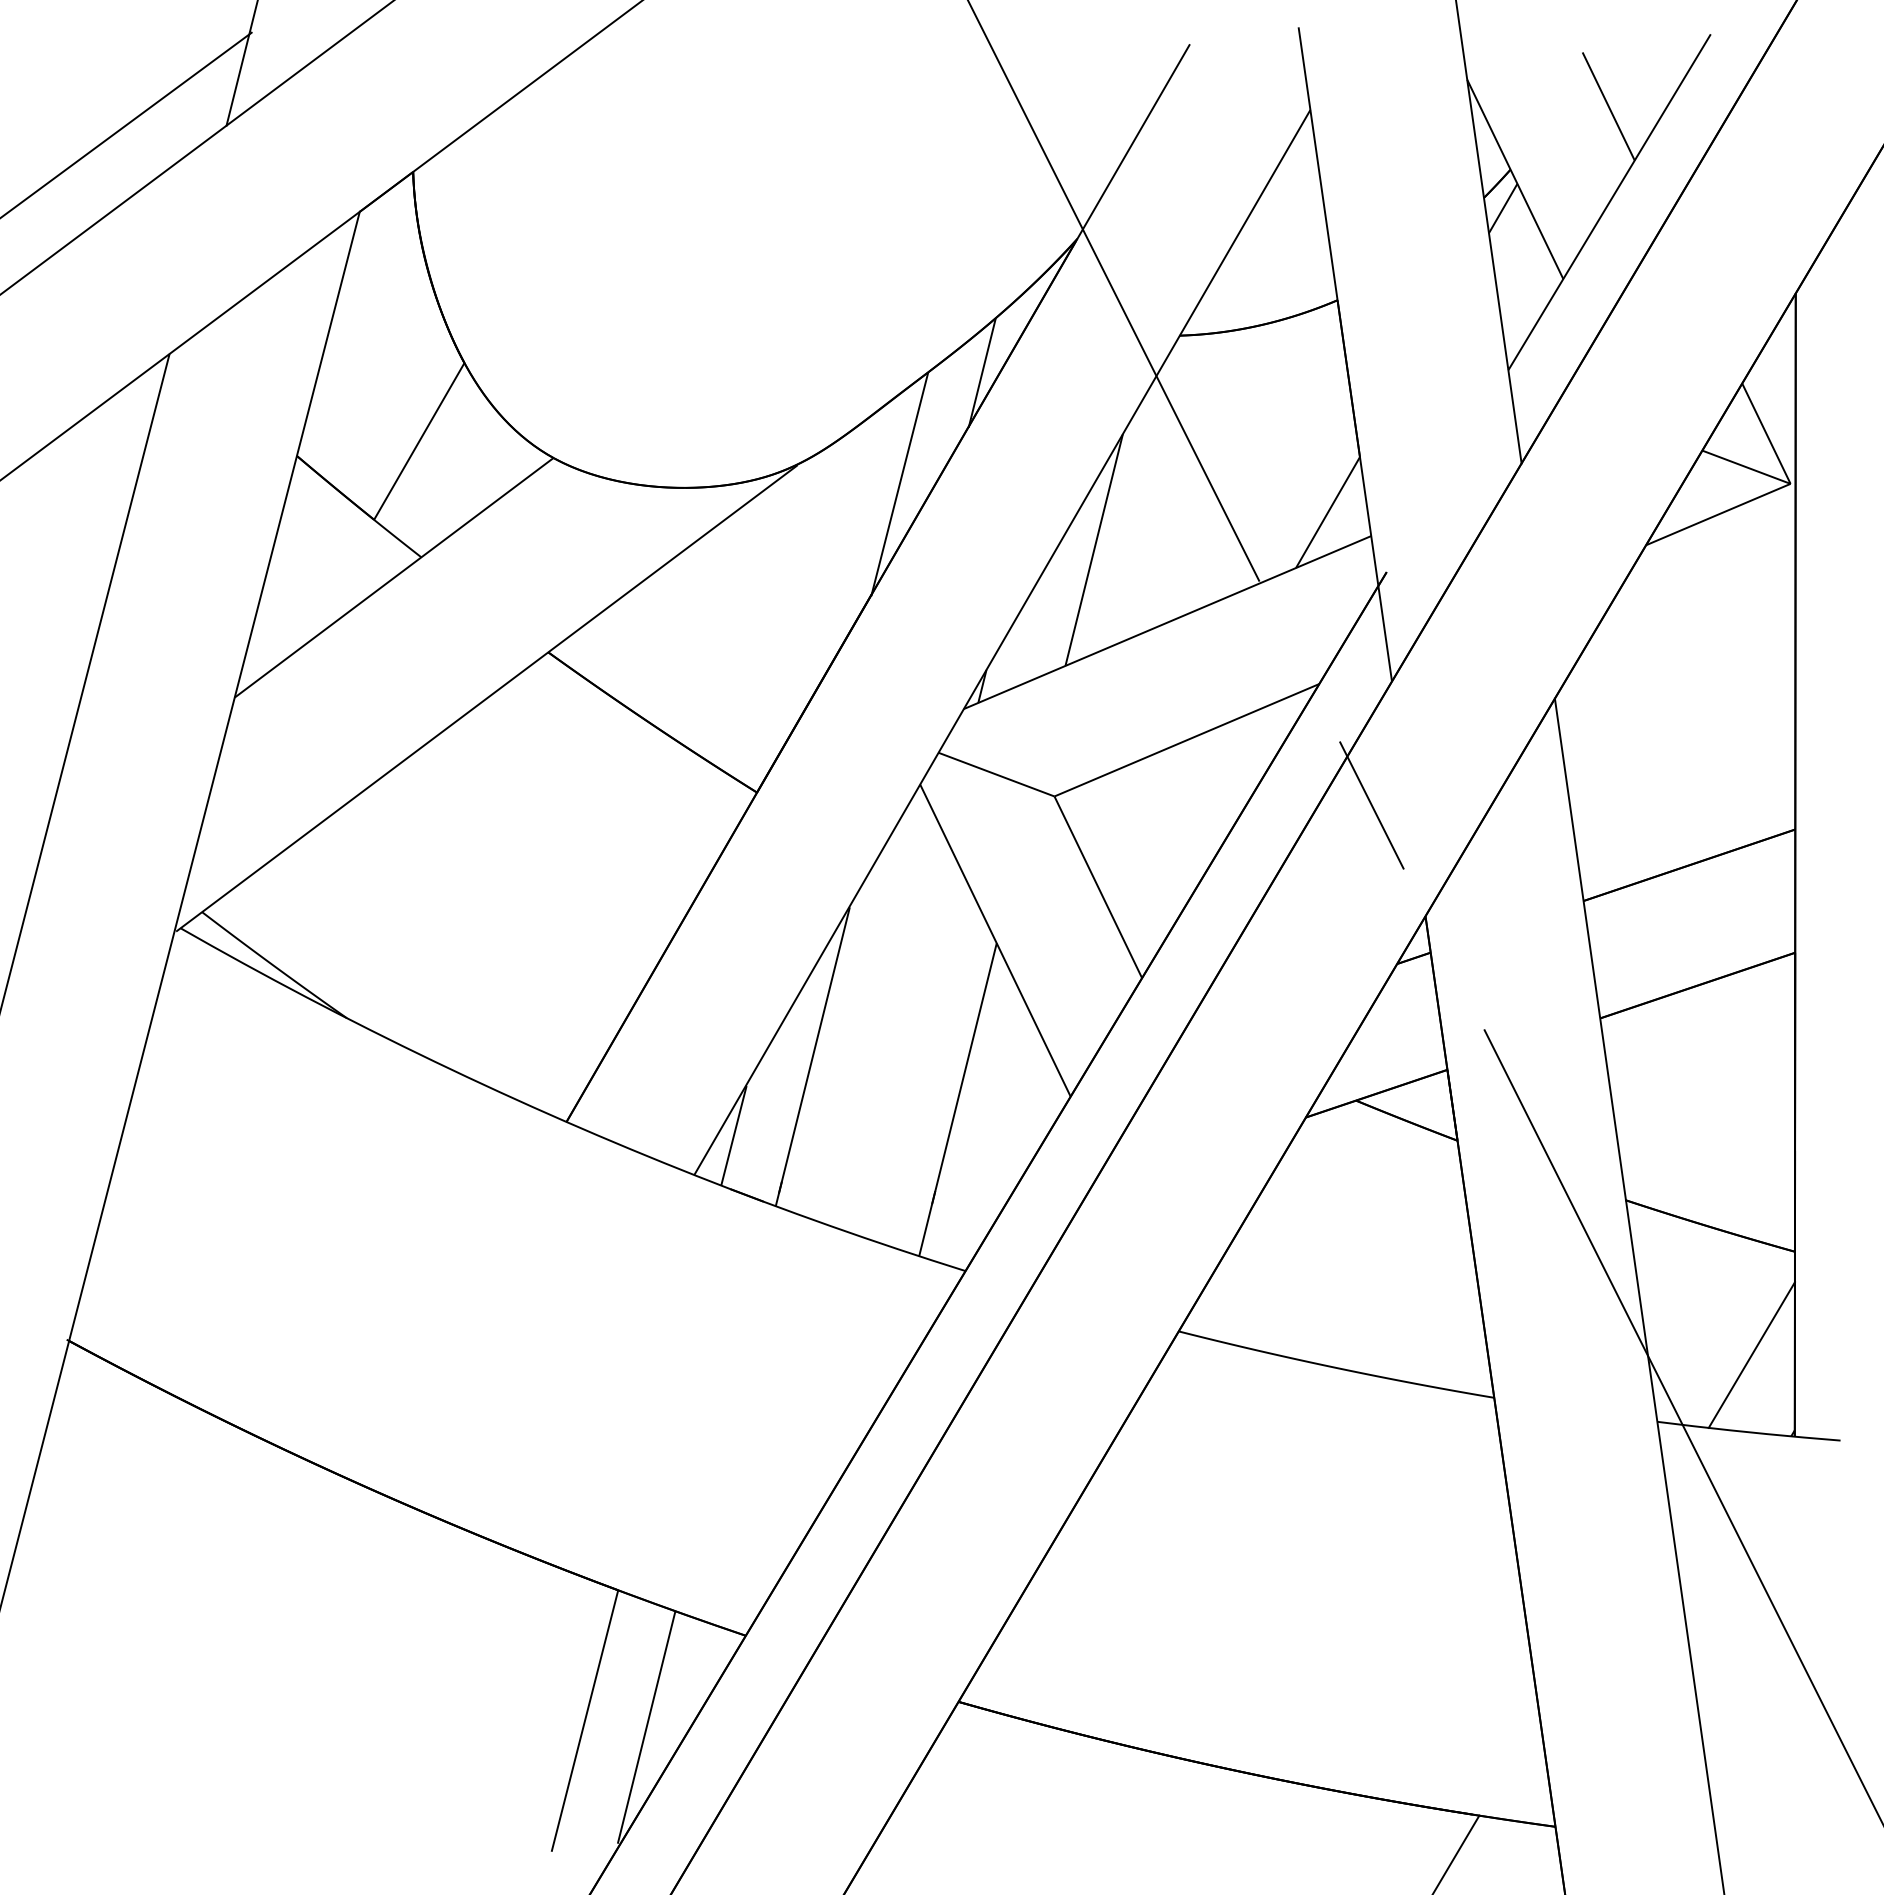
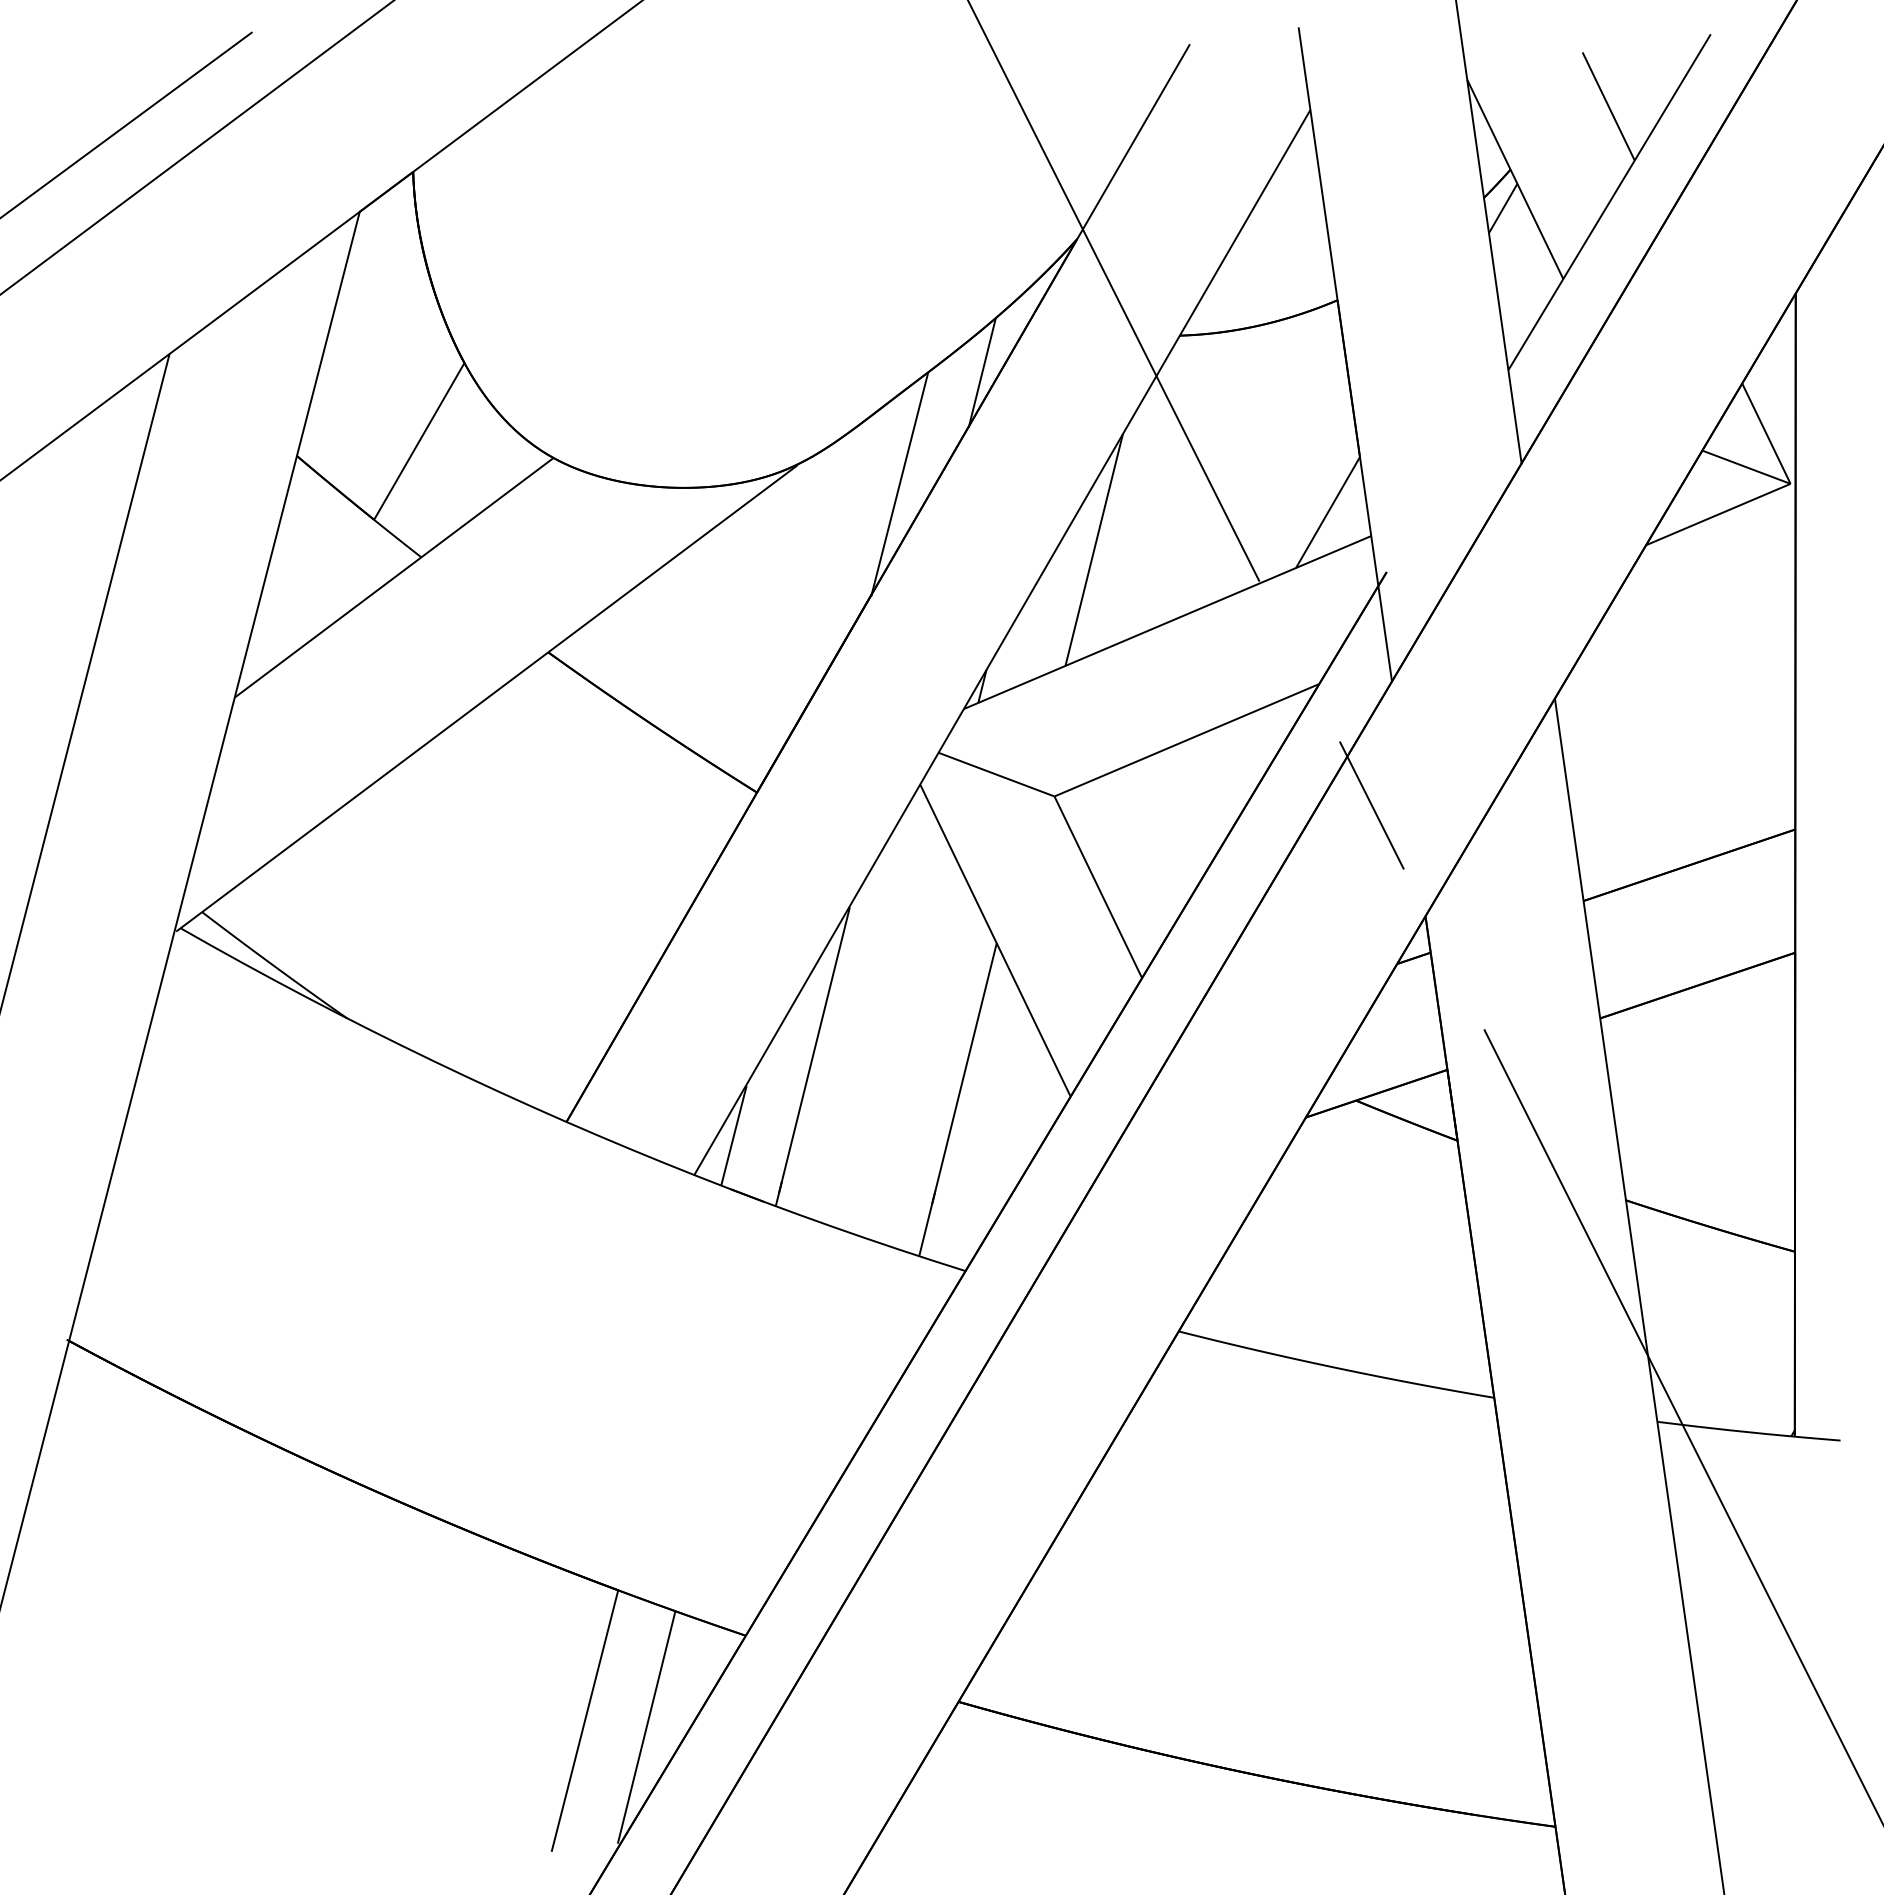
line: present -> none (241, 63)
line: present -> none (1751, 1354)
line: present -> none (1456, 1853)
